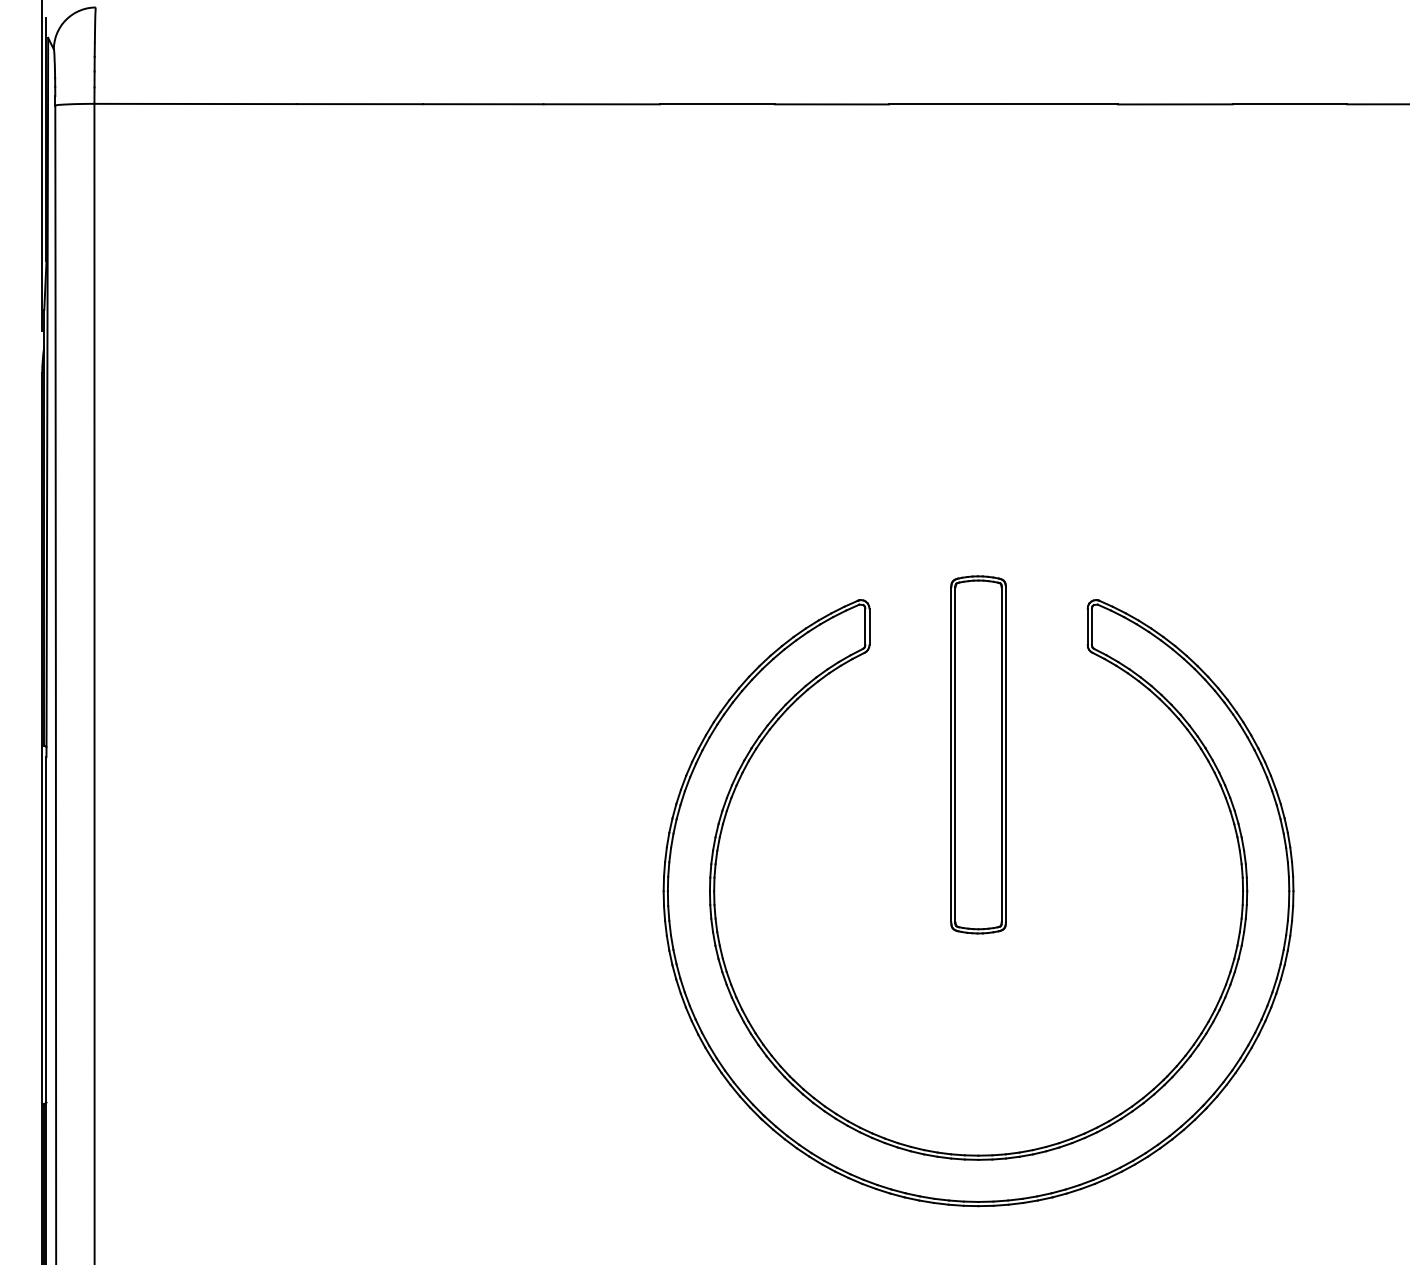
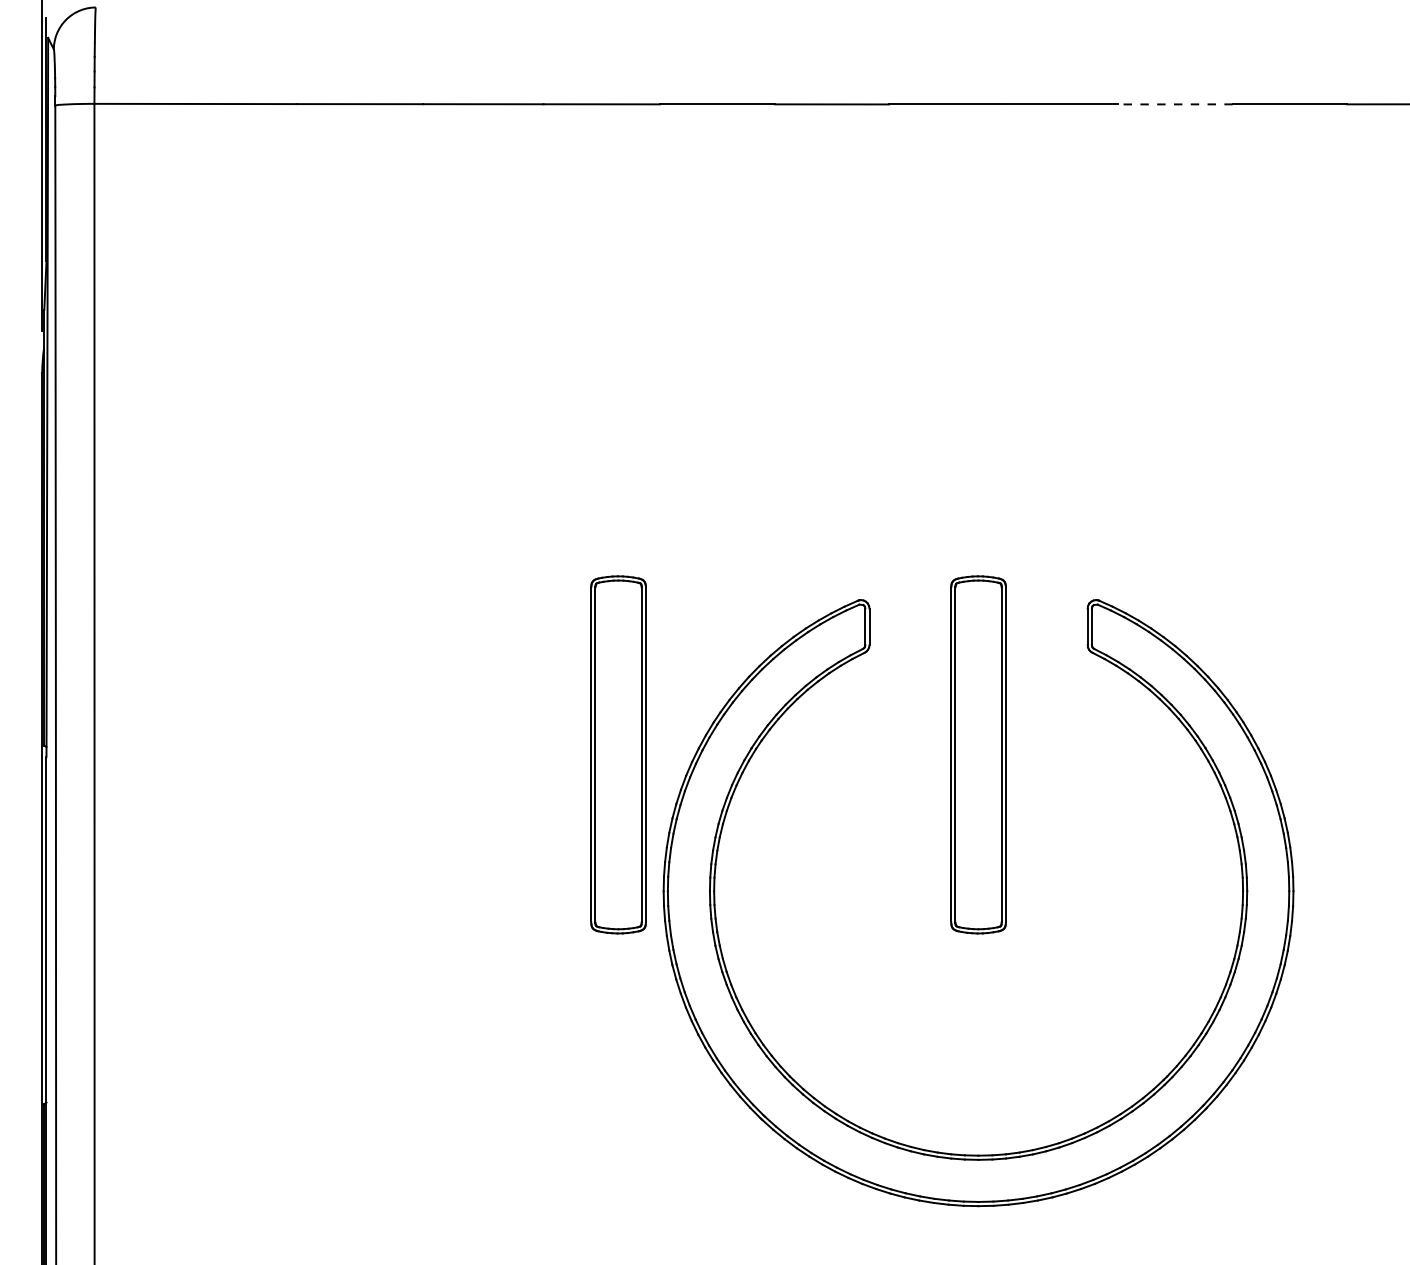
line: solid -> dashed (1174, 104)
part: none -> present (618, 754)
